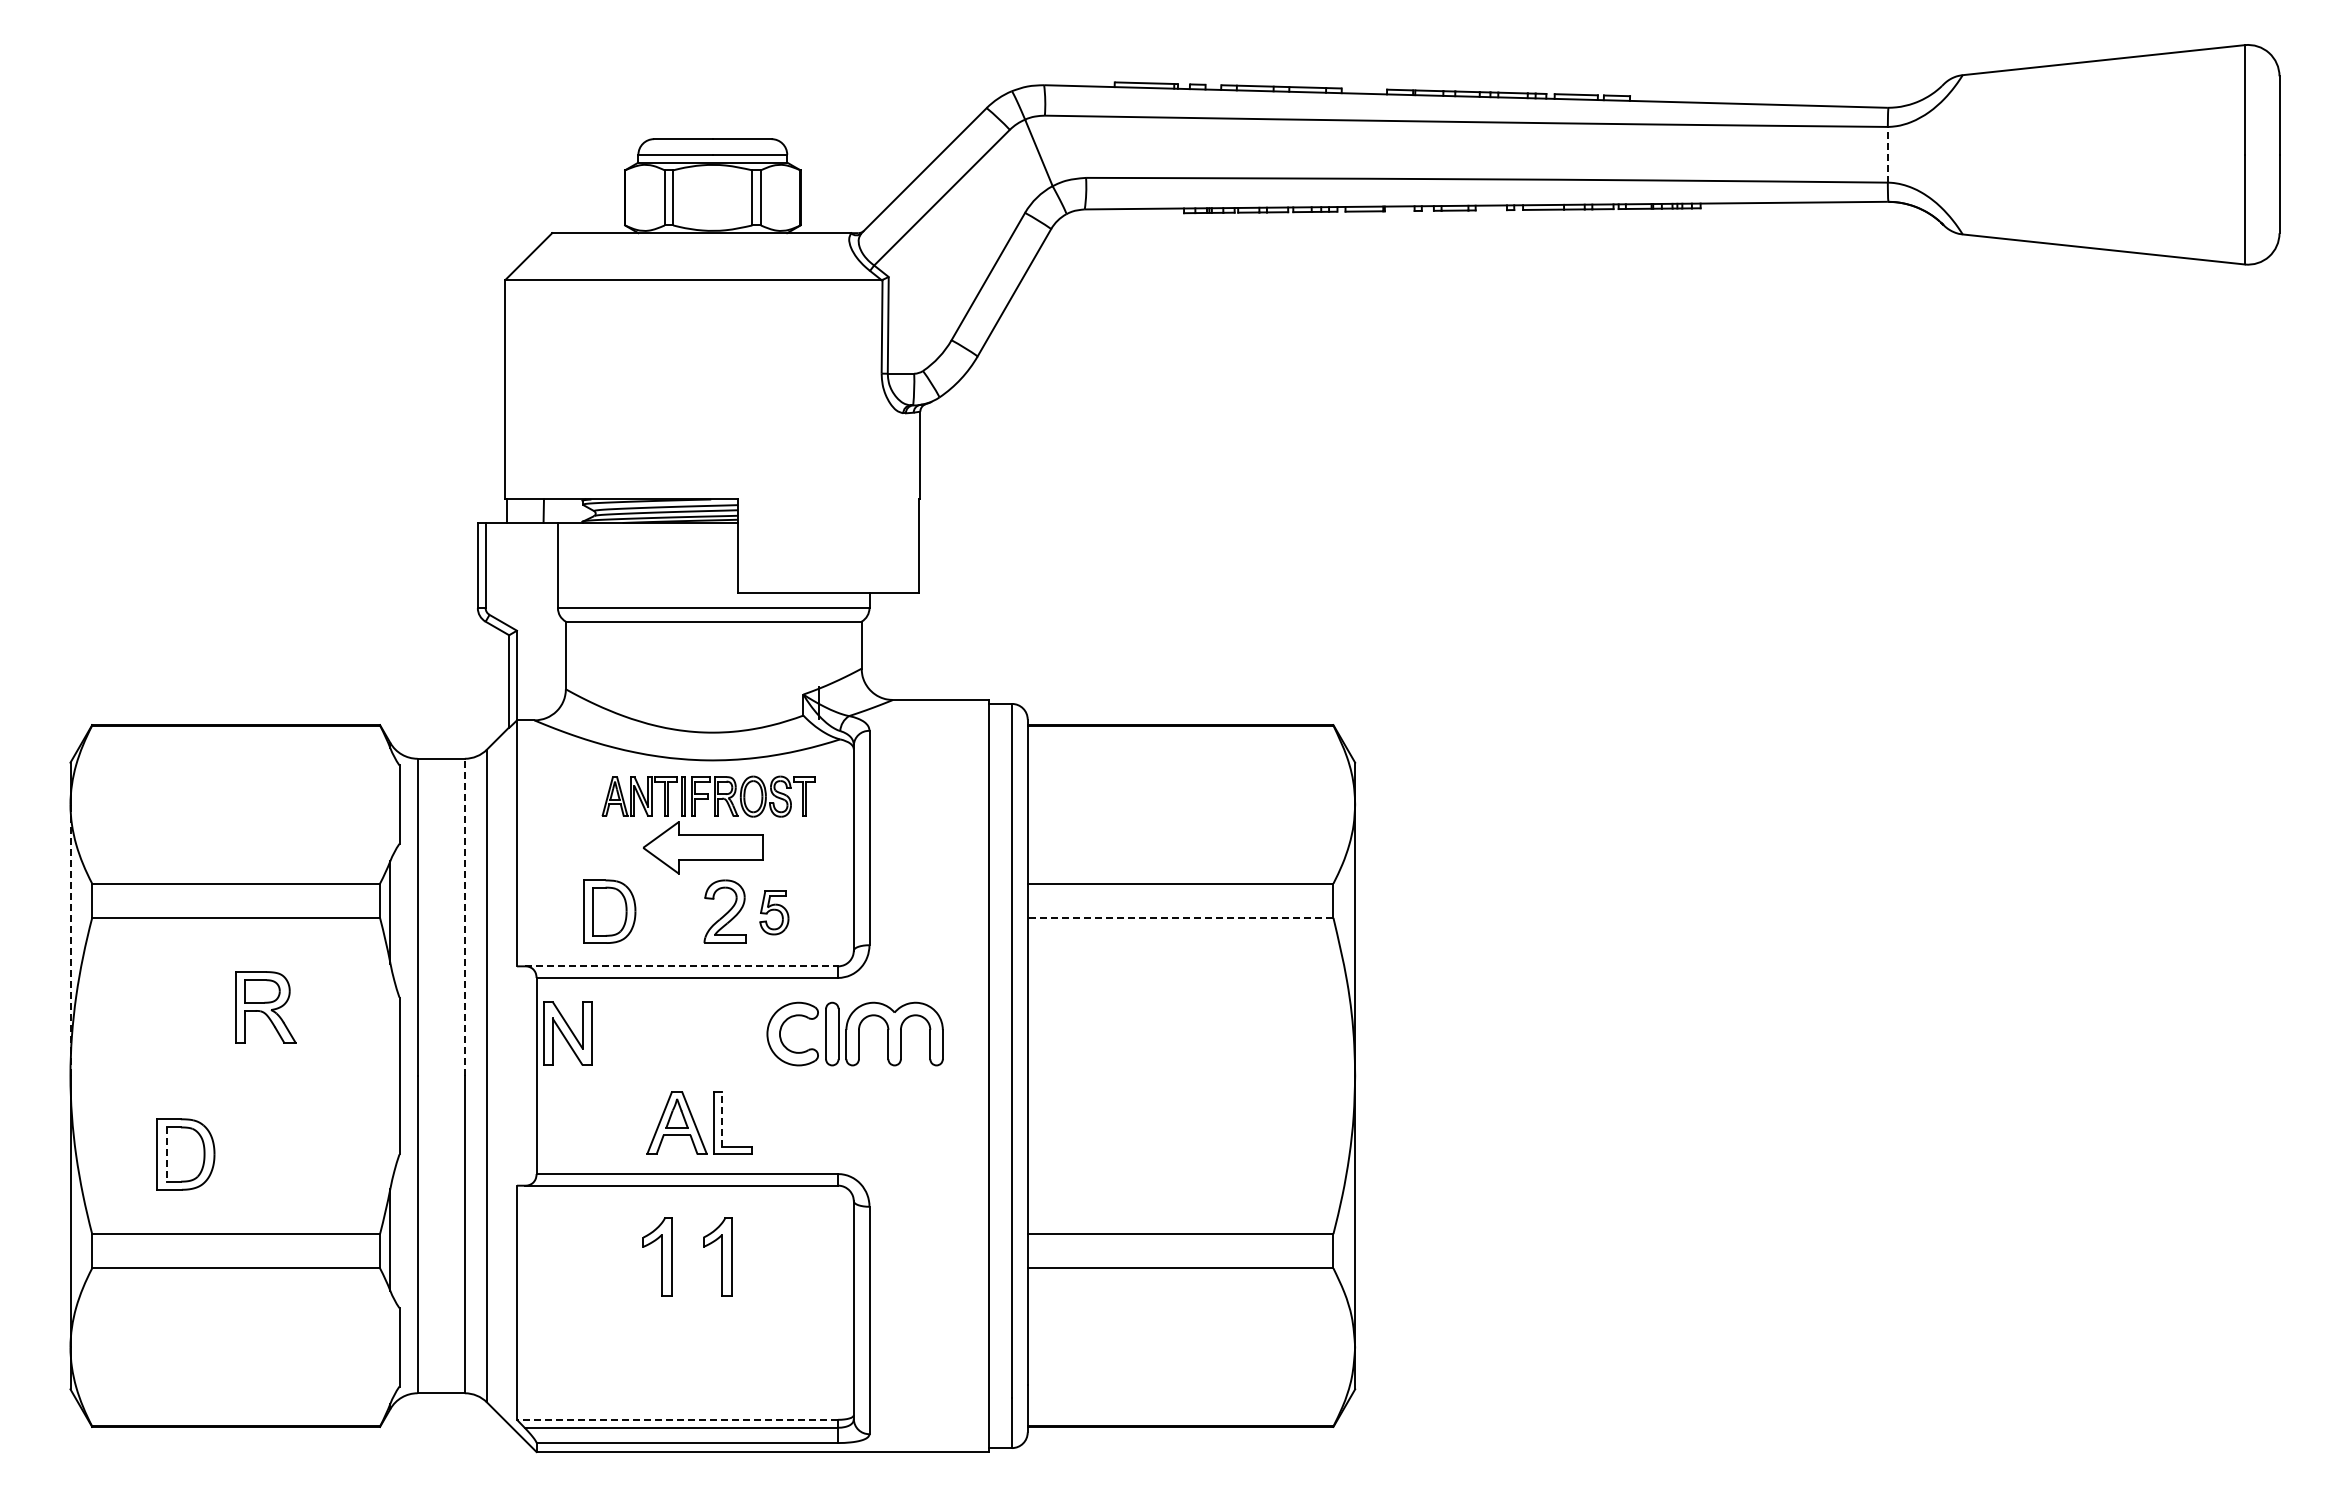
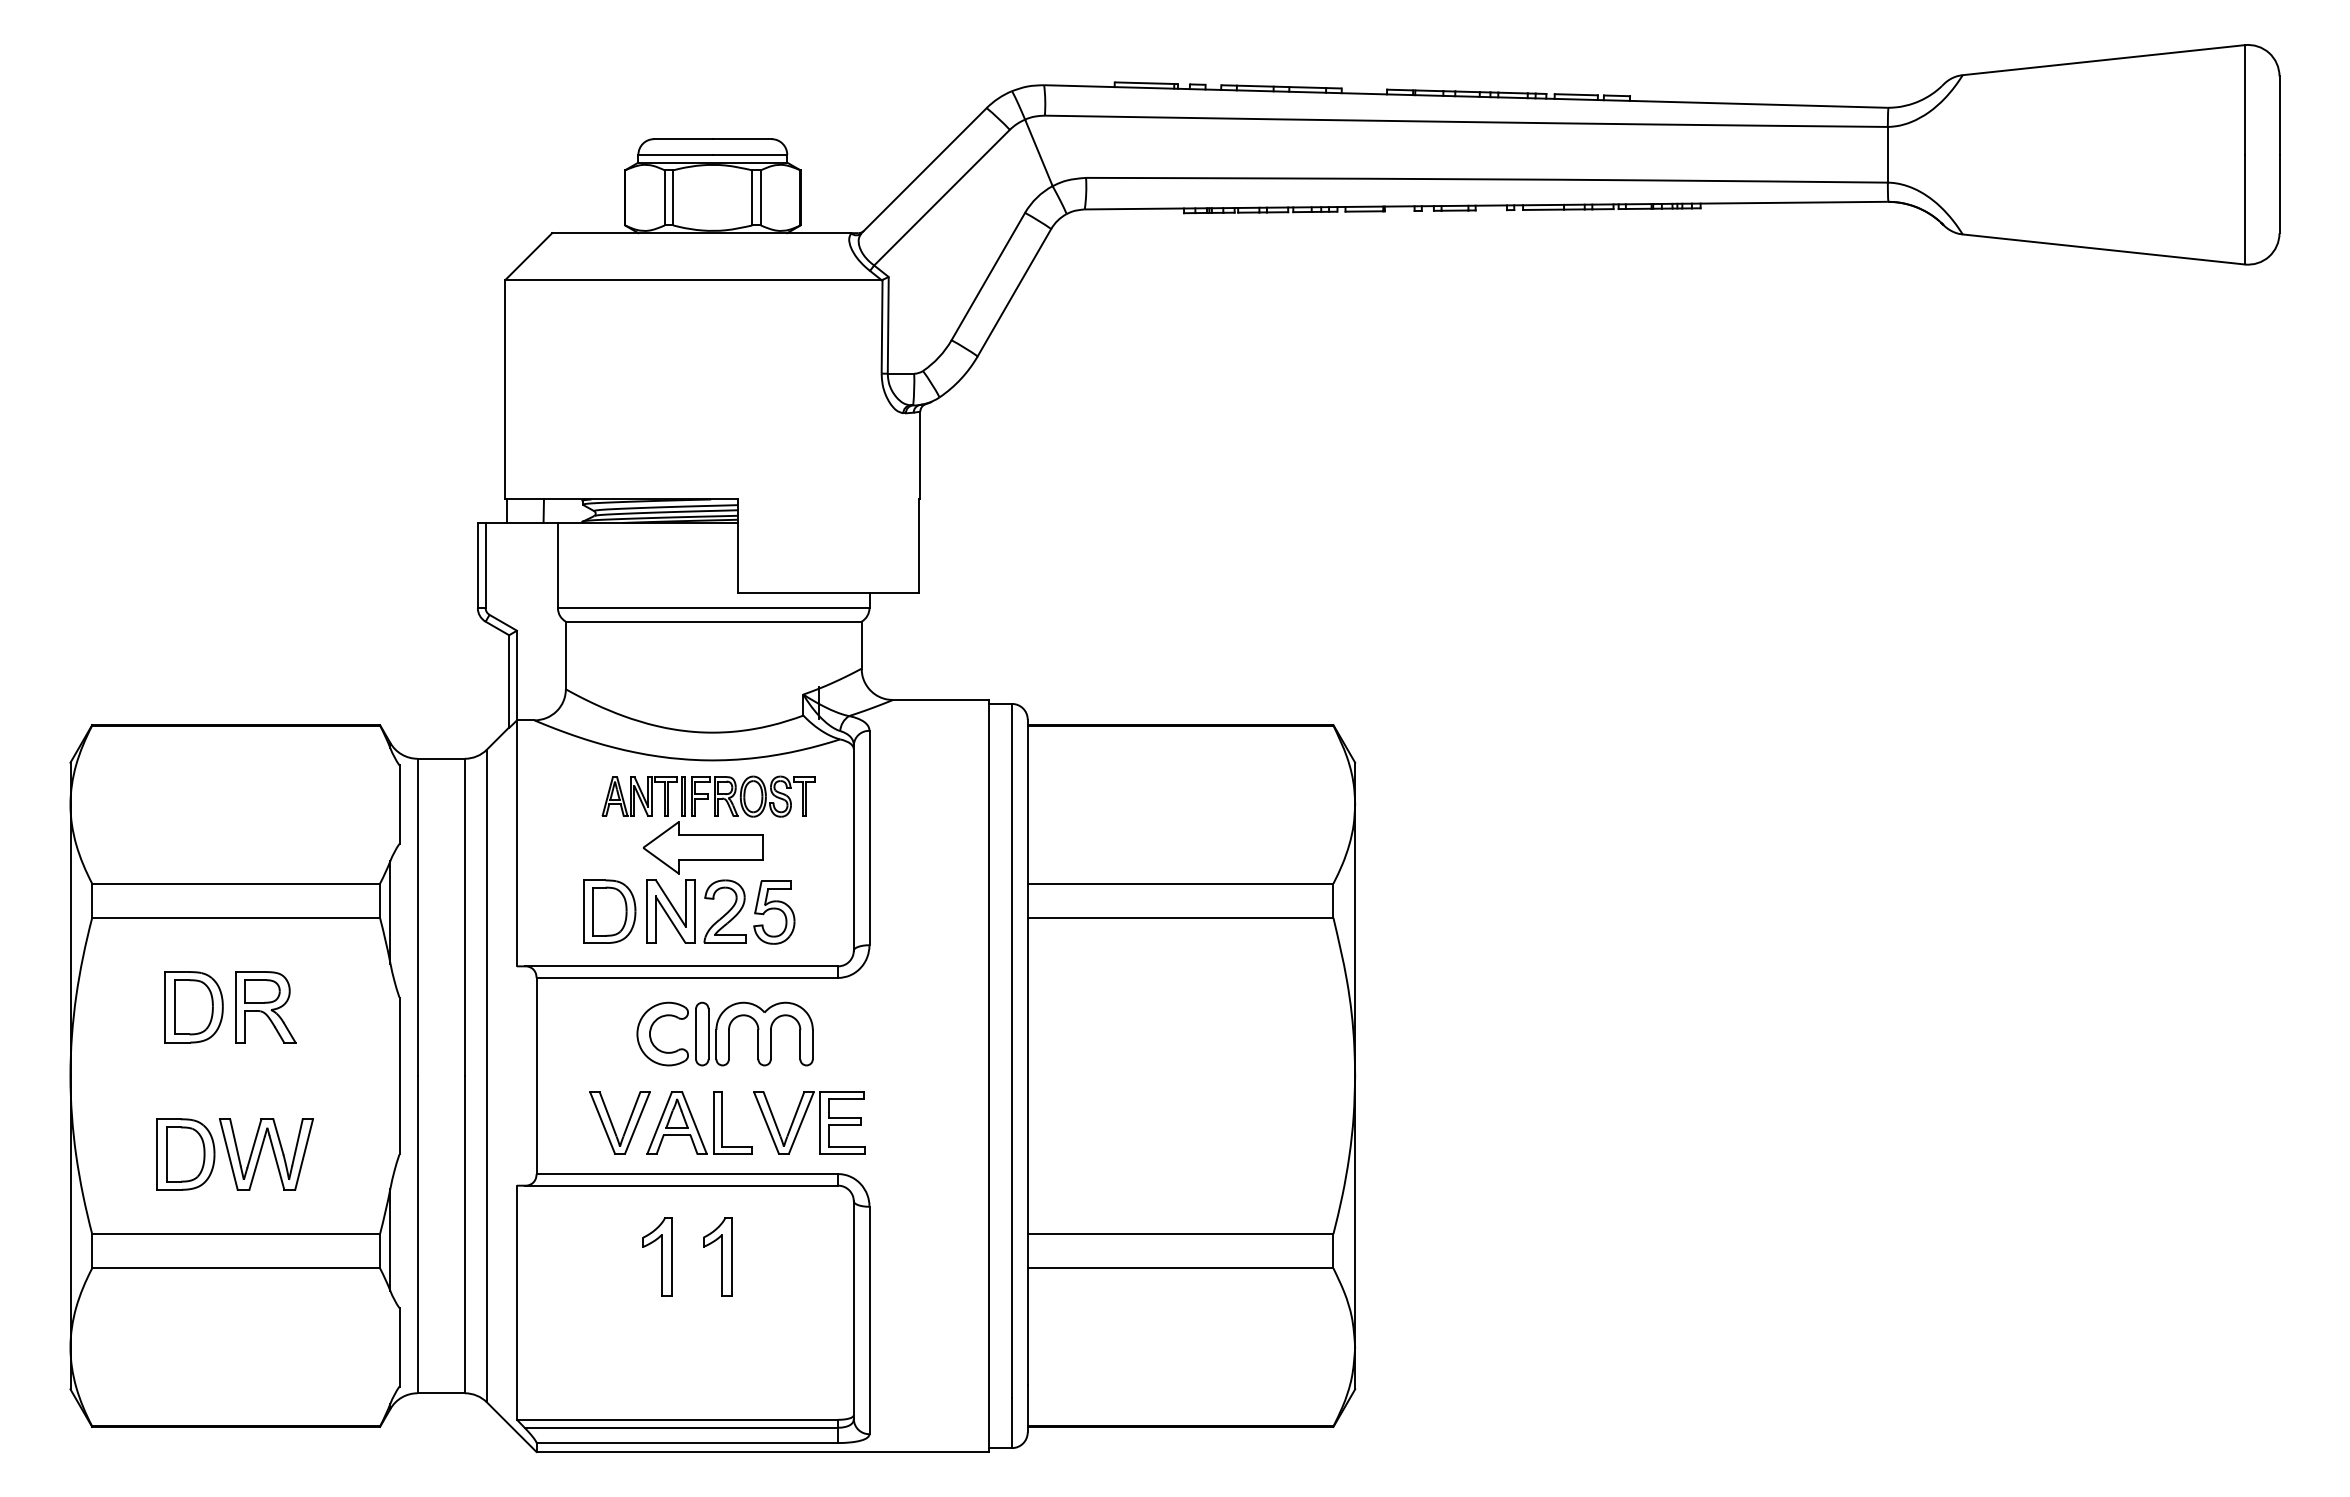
line: dashed -> solid (1887, 154)
part size: 31x46 px -> 43x65 px (774, 912)
line: dashed -> solid (464, 917)
line: dashed -> solid (1180, 917)
line: dashed -> solid (70, 940)
line: dashed -> solid (682, 966)
part: none -> present (193, 1007)
part position: (567, 1033) -> (670, 911) (670, 911)
part position: (854, 1033) -> (724, 1033) (724, 1033)
line: dashed -> solid (722, 1119)
part: none -> present (803, 1120)
part: none -> present (613, 1125)
part: none -> present (266, 1154)
line: dashed -> solid (166, 1155)
line: dashed -> solid (677, 1419)
